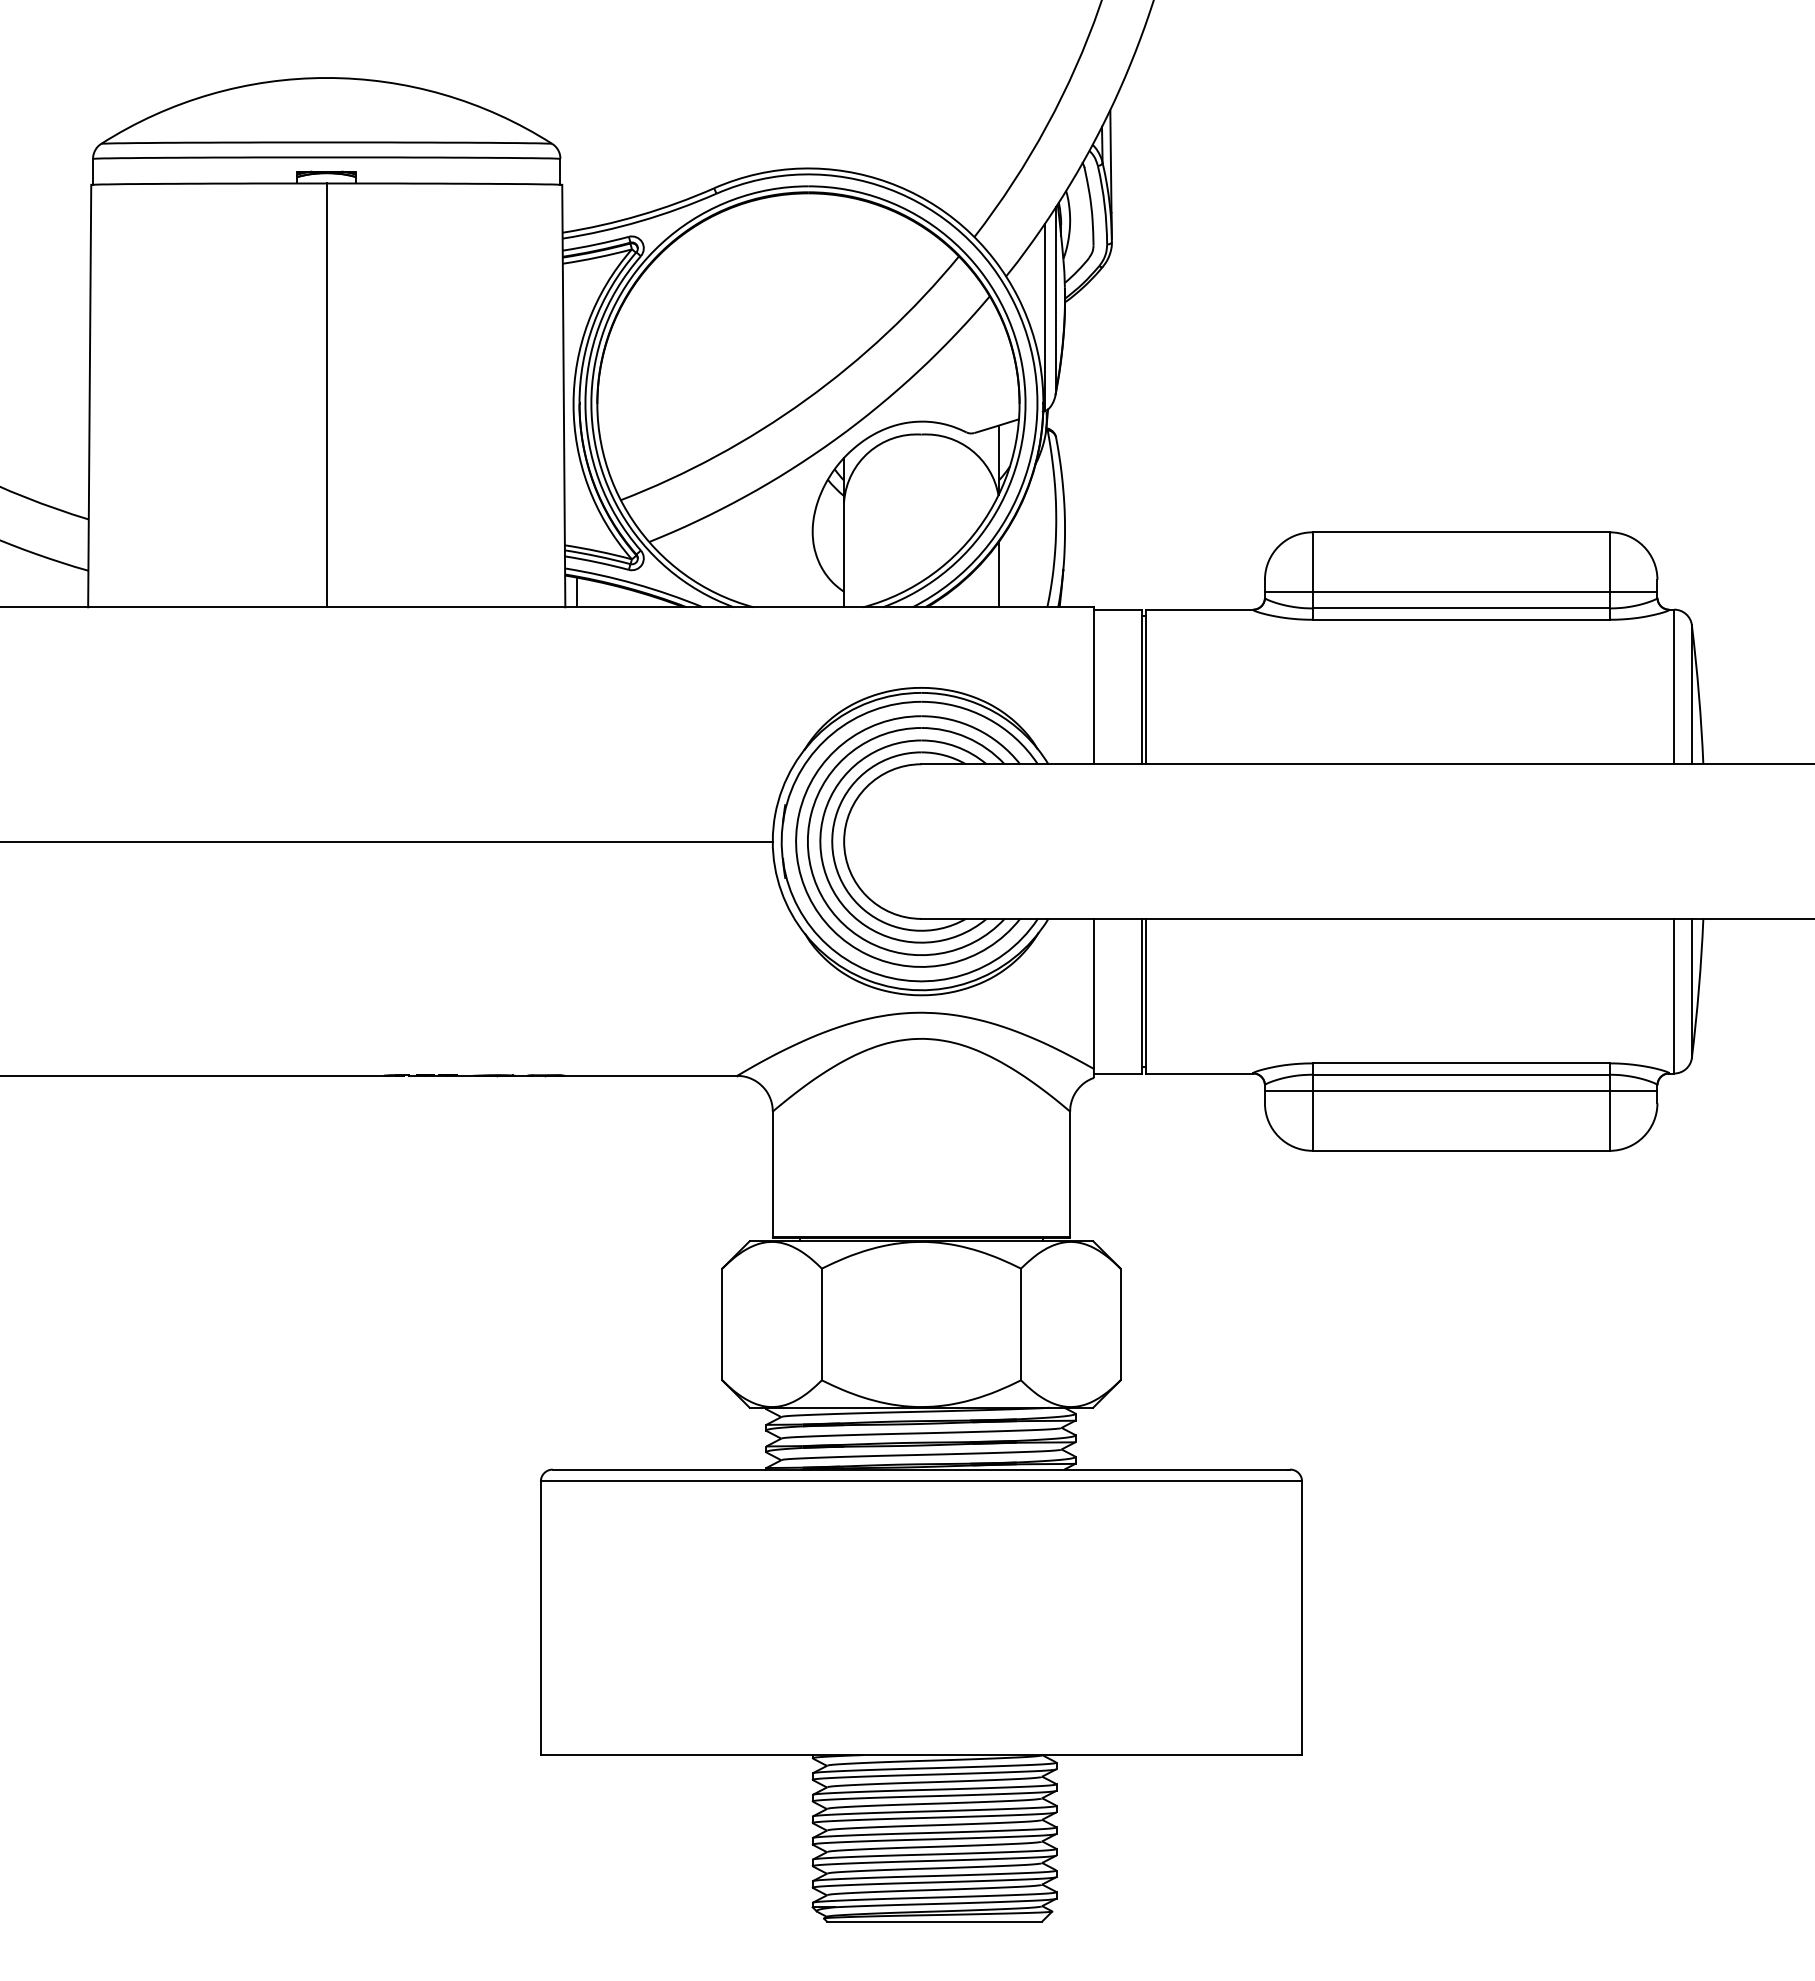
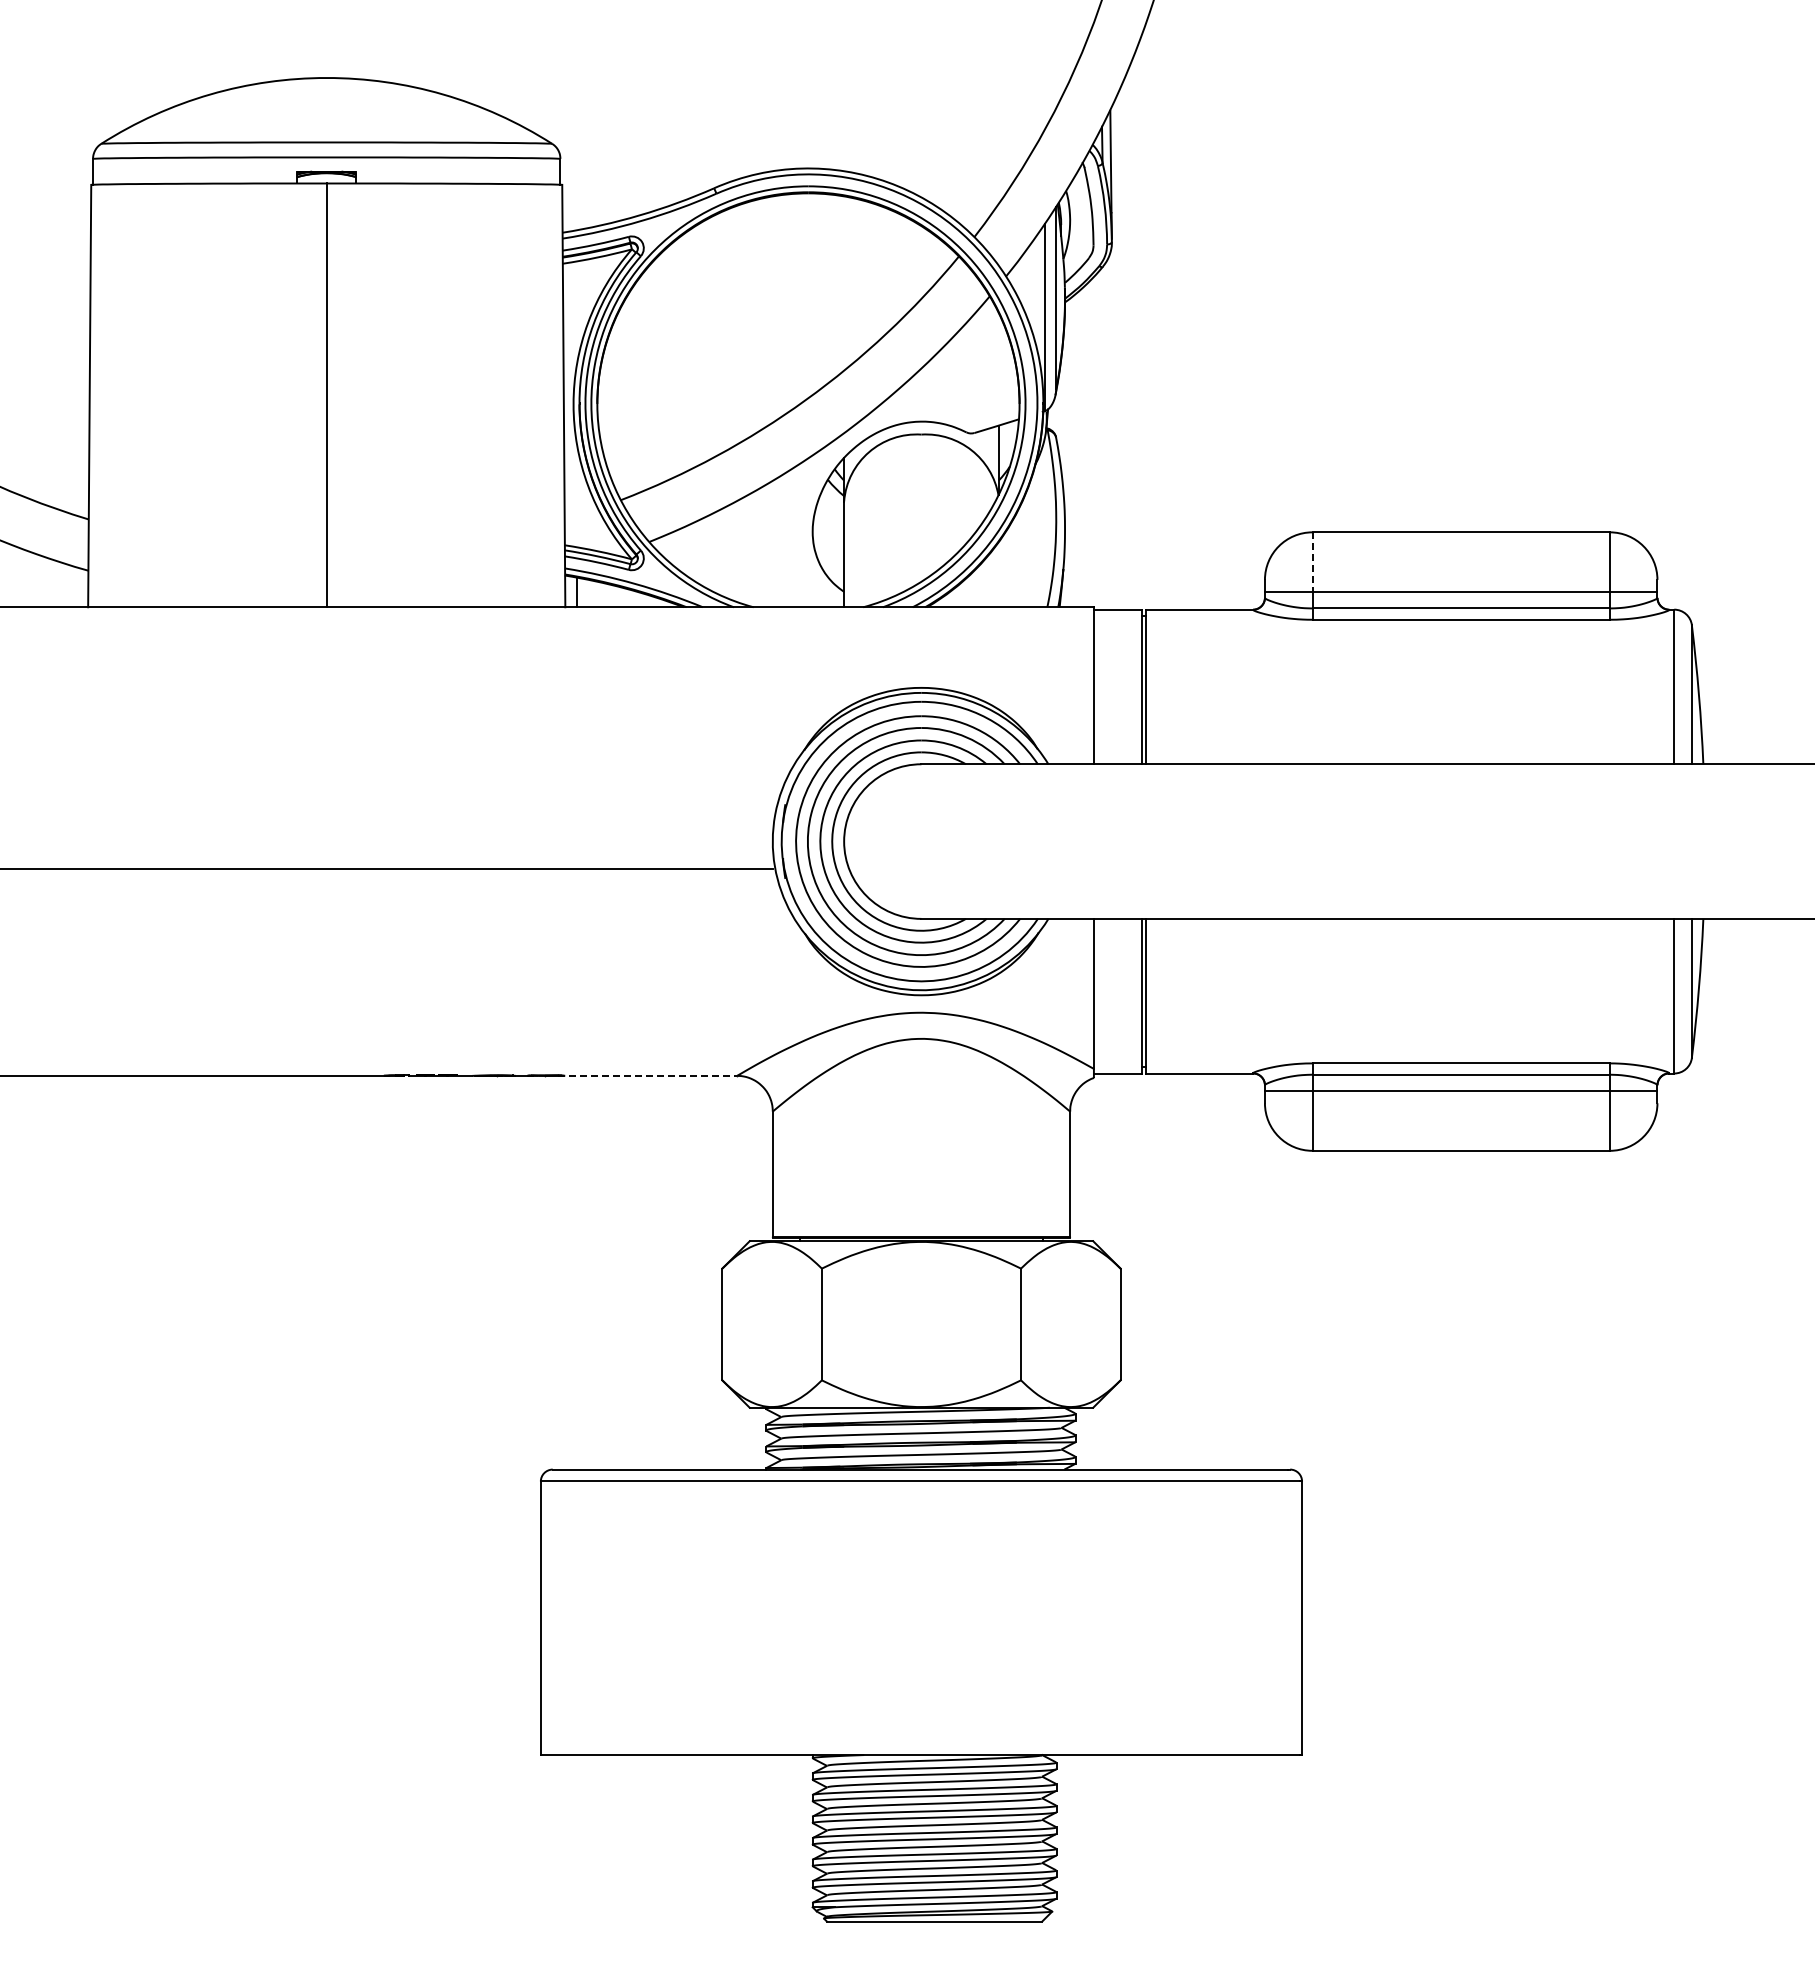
line: solid -> dashed (1312, 562)
line: present -> none (998, 574)
line position: (387, 841) -> (387, 868) (387, 868)
line: solid -> dashed (648, 1075)
